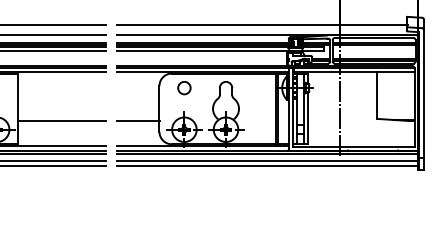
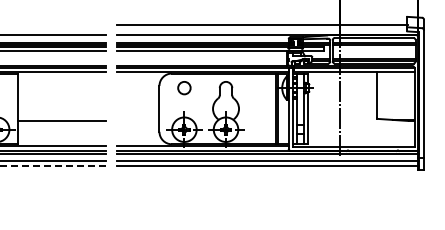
line: present -> none (54, 25)
line: present -> none (137, 120)
line: solid -> dashed (53, 166)
